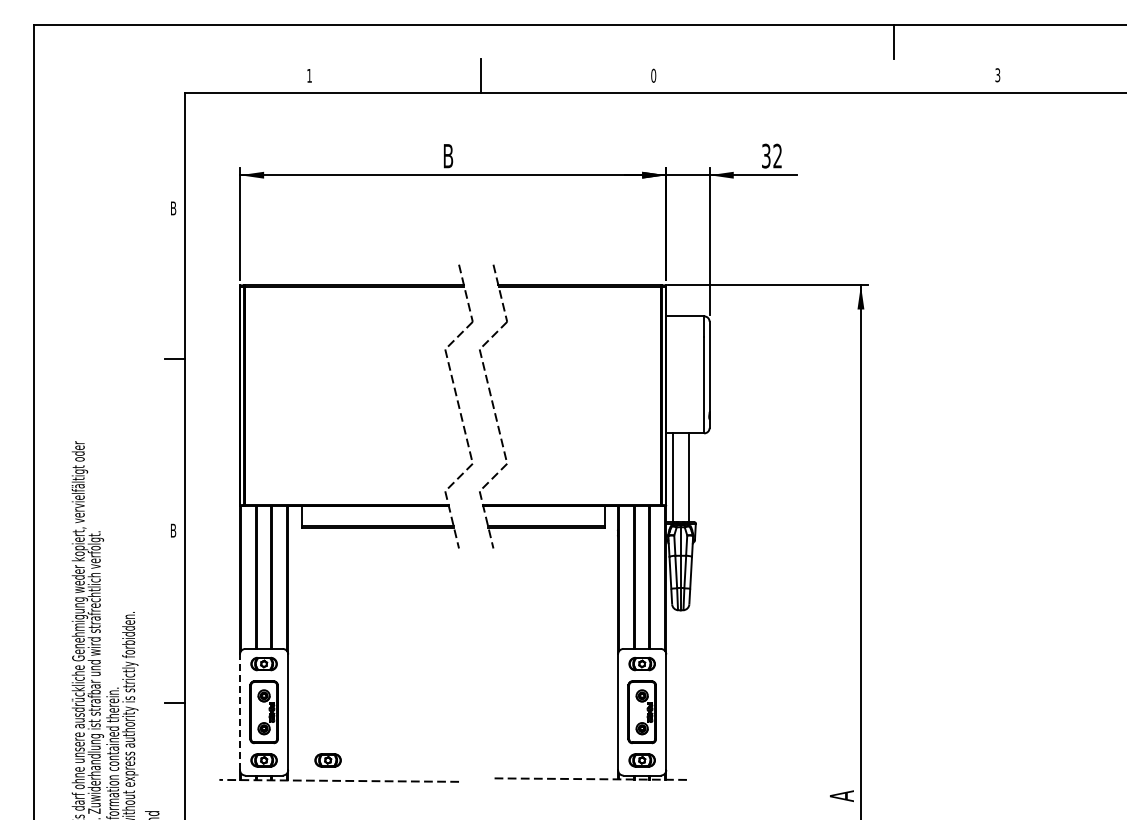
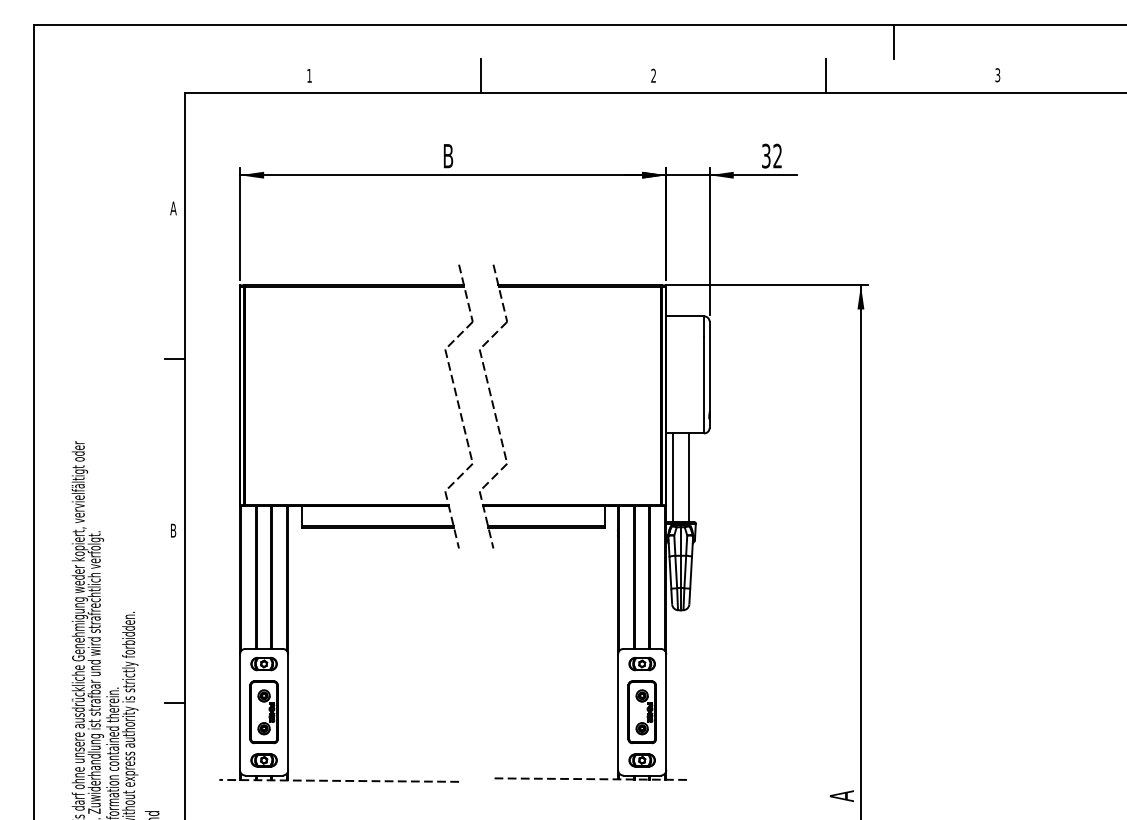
text: 0 -> 2 (653, 75)
line: none -> present (825, 76)
text: B -> A (173, 208)
line: dashed -> solid (240, 712)
part: present -> none (327, 760)
